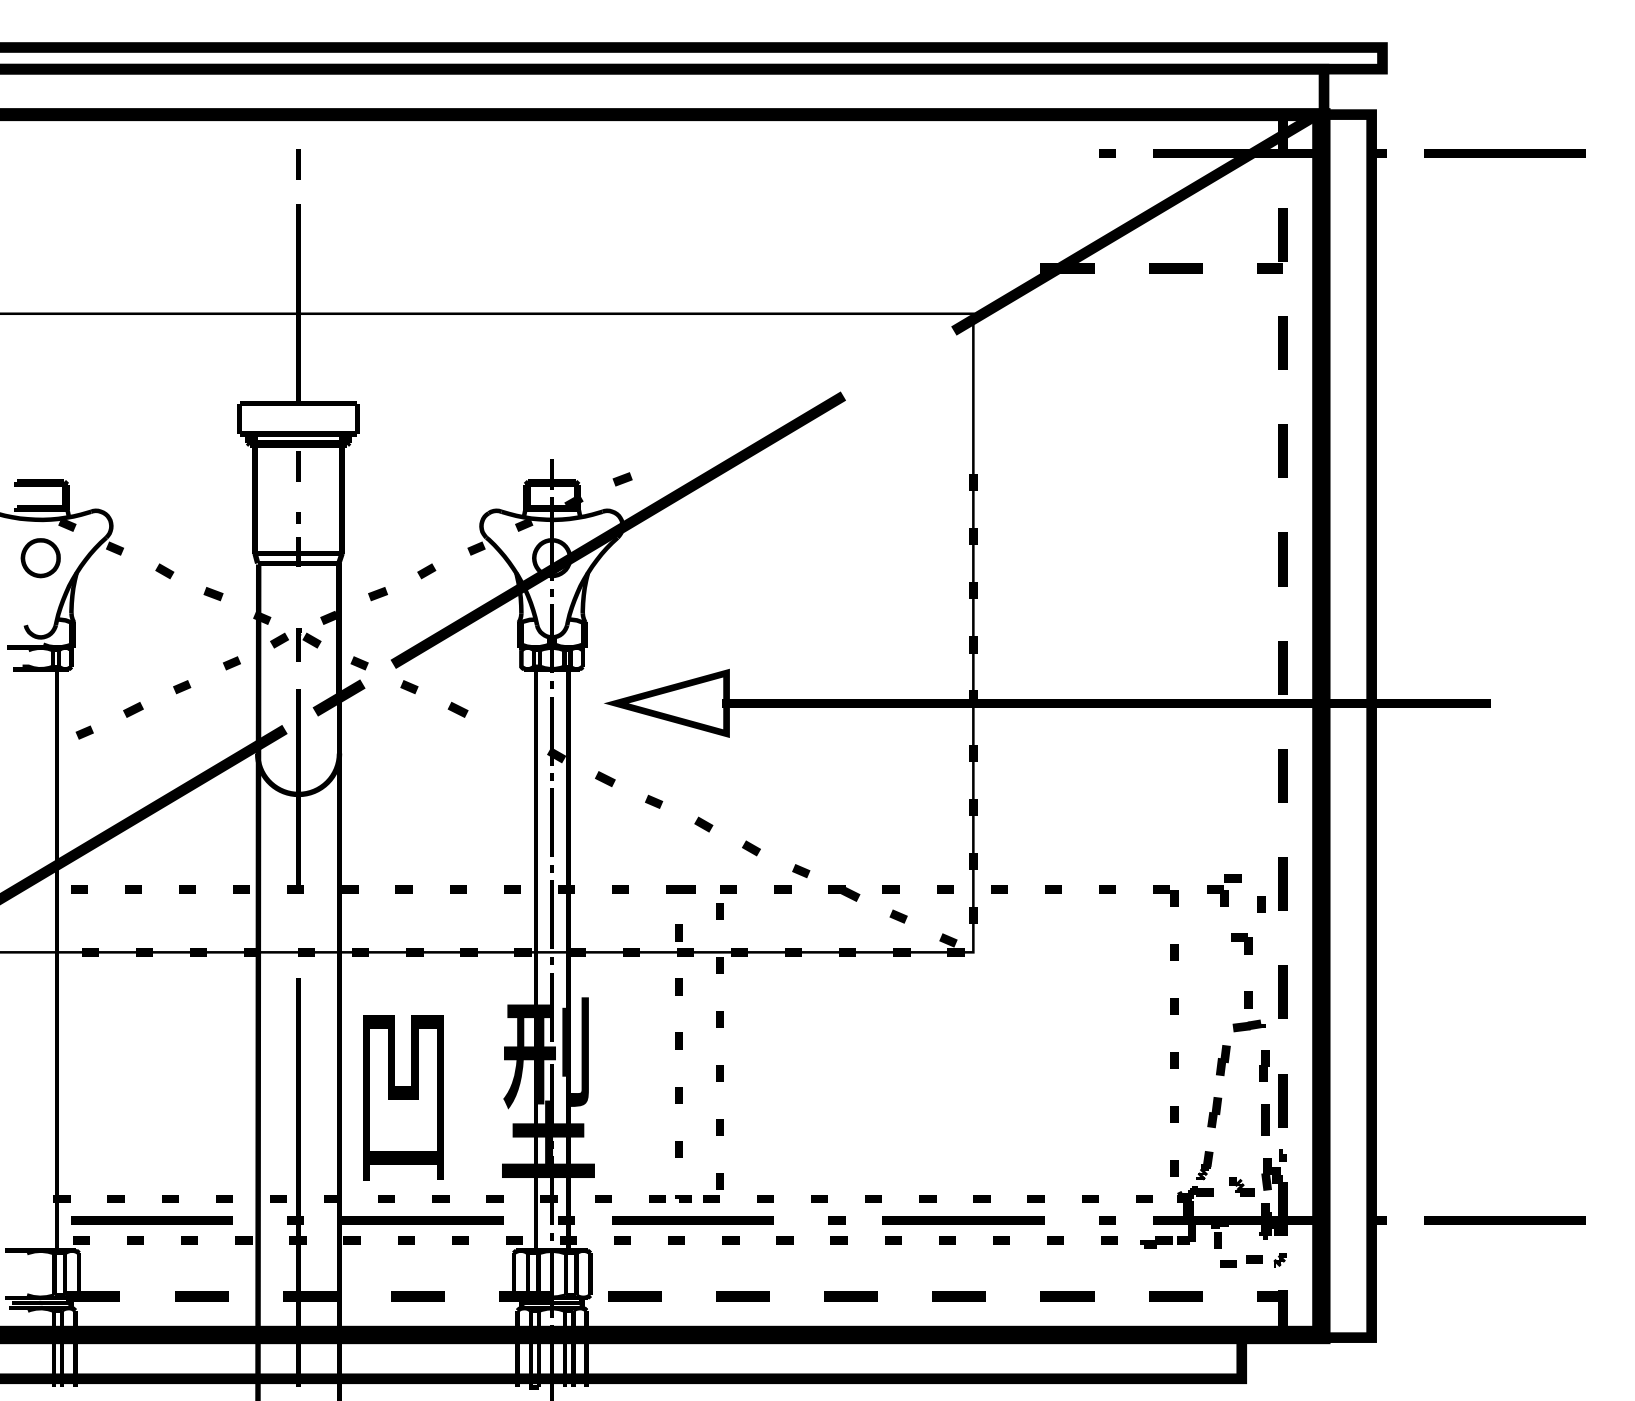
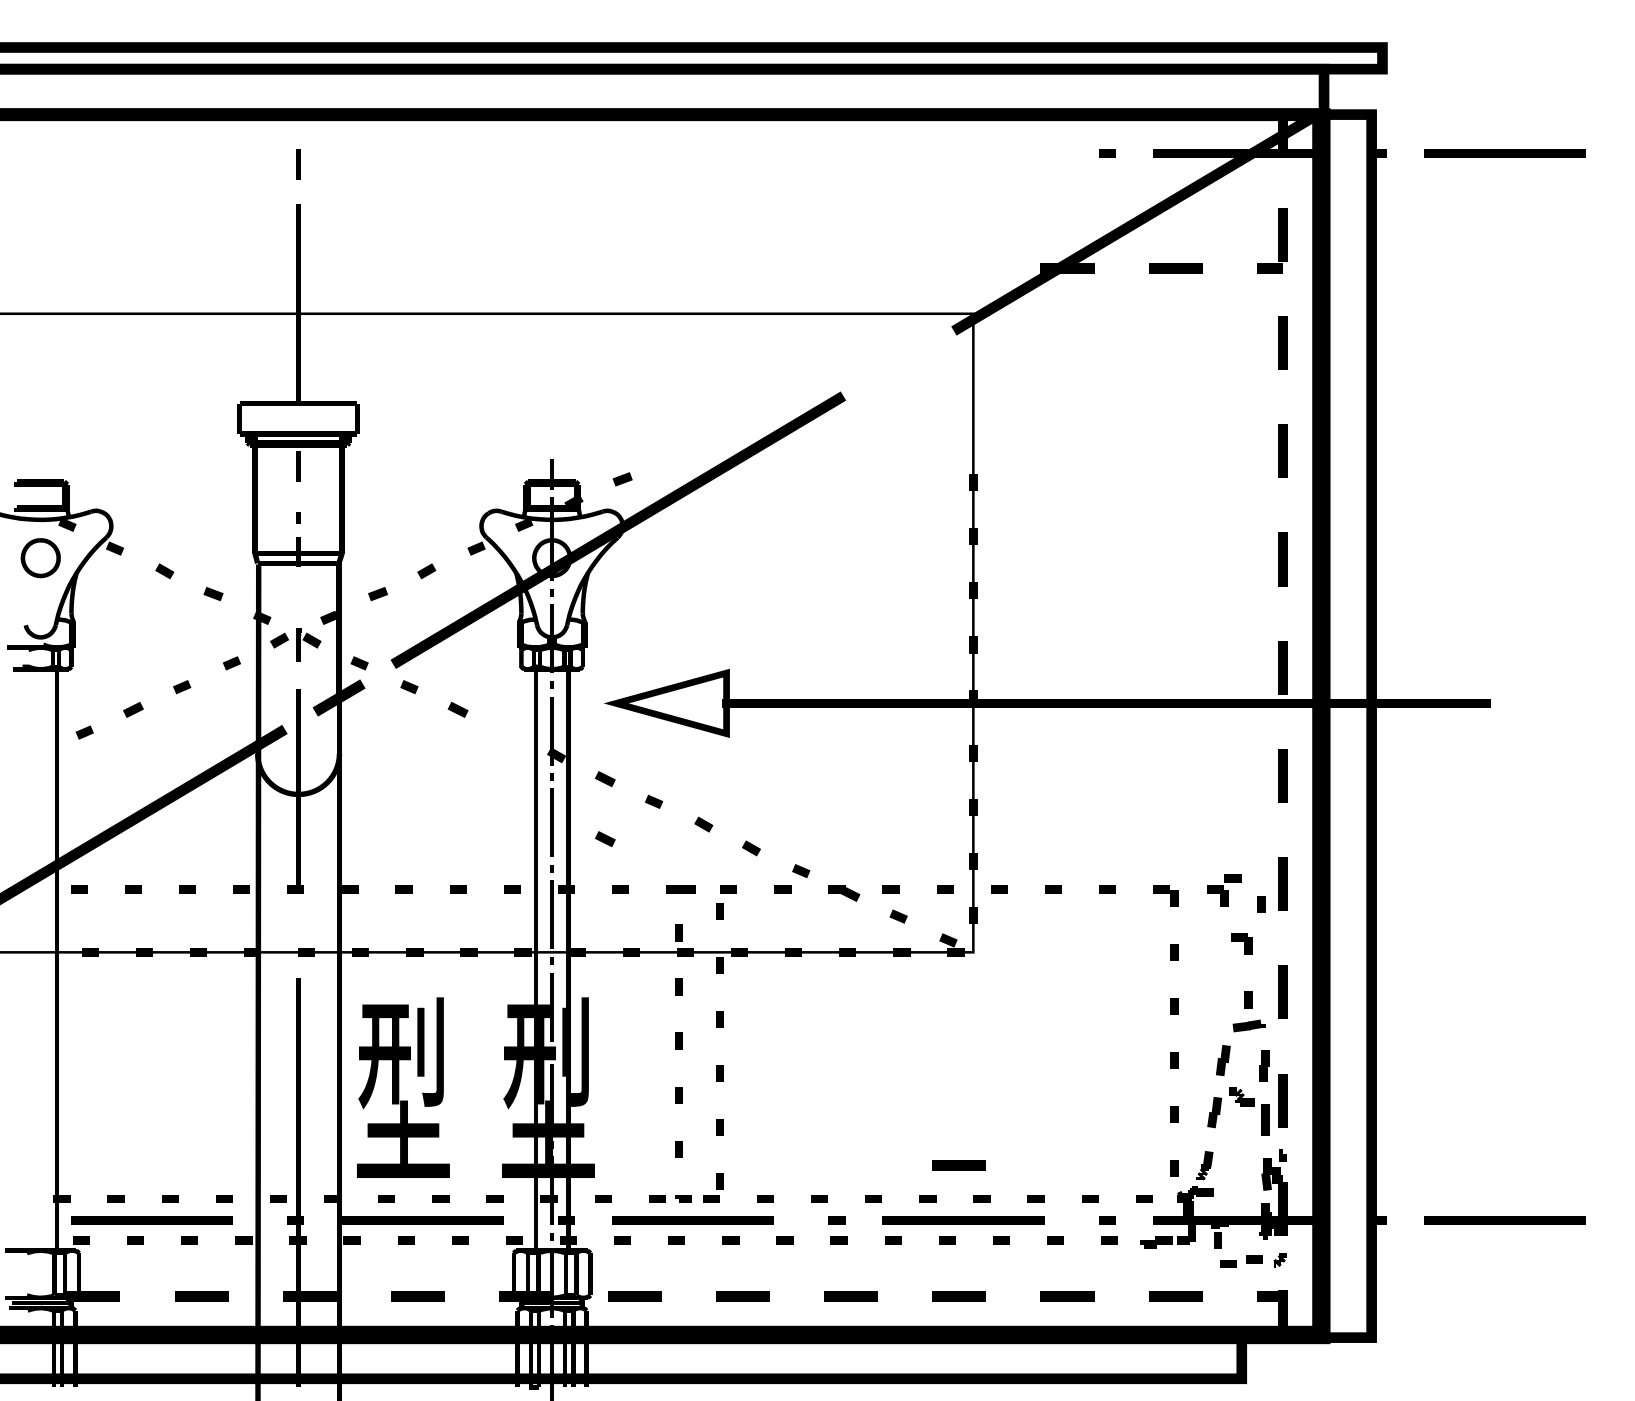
line: none -> present (605, 838)
text: 凹 -> 型 (403, 1088)
line: none -> present (958, 1165)
part position: (1241, 1186) -> (1241, 1096) (1241, 1096)
